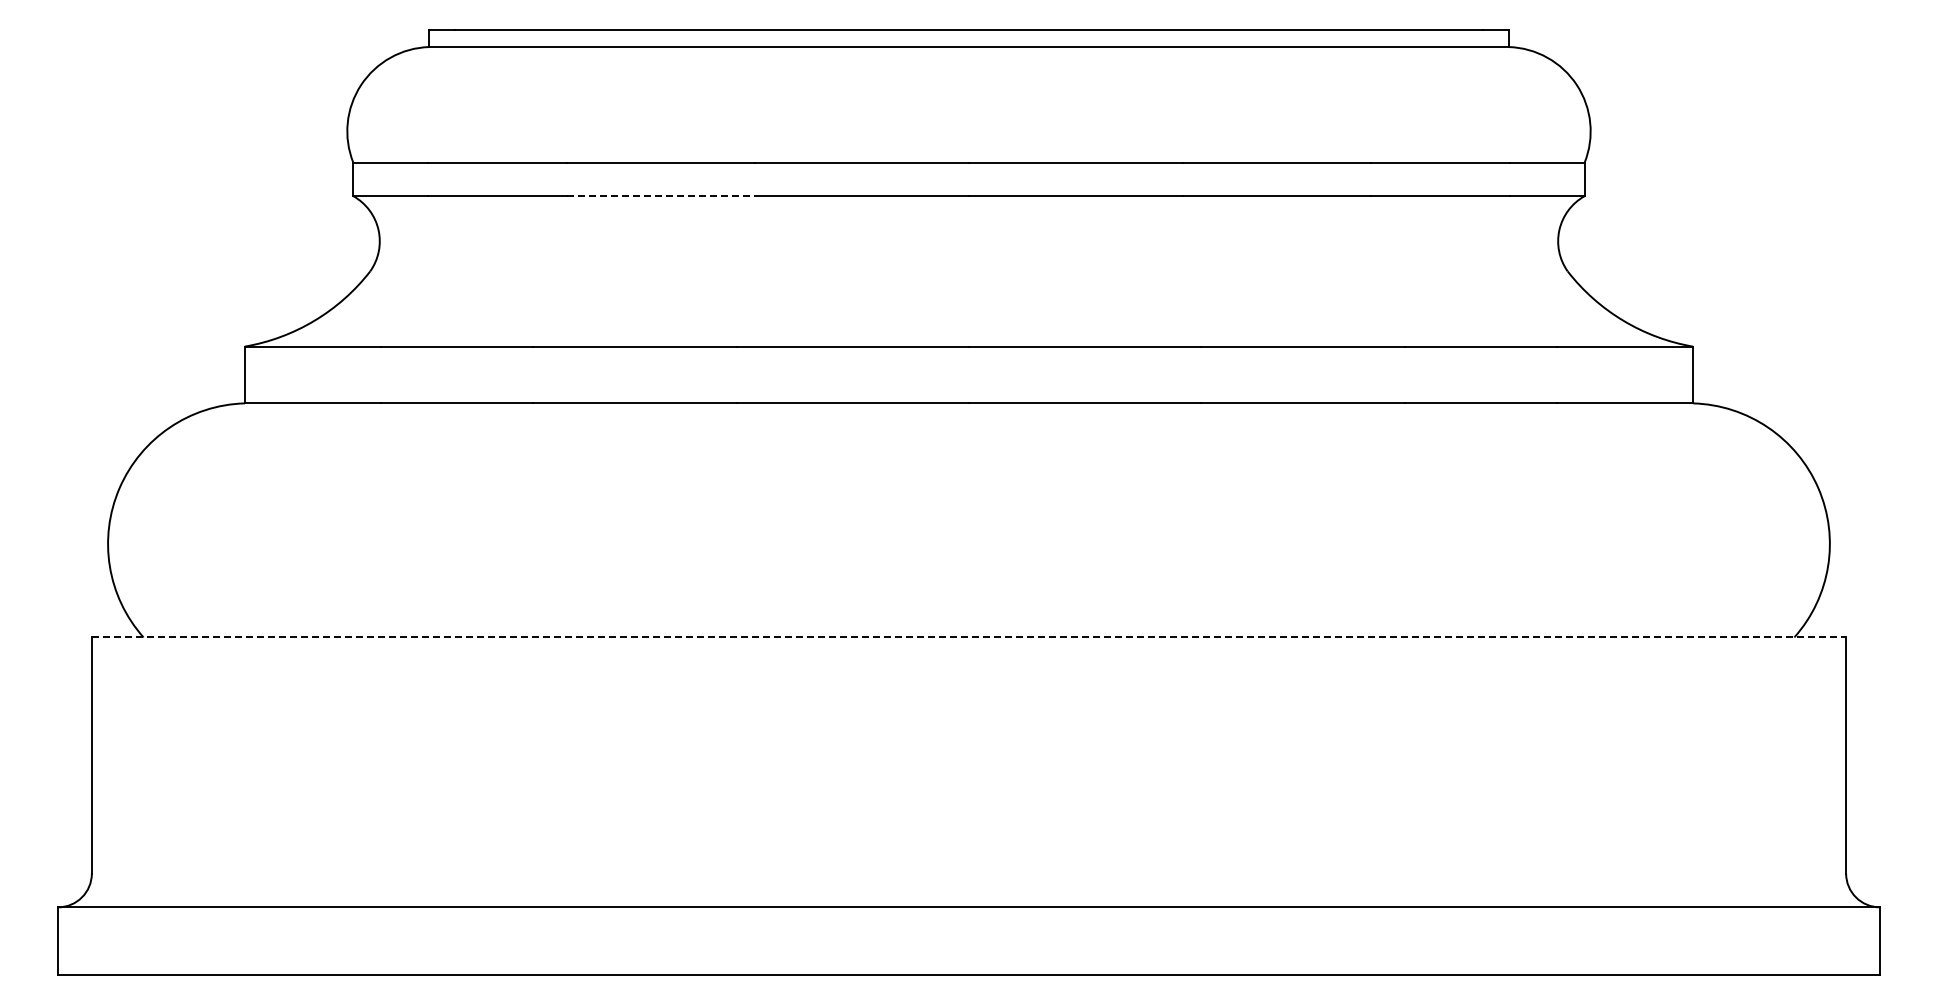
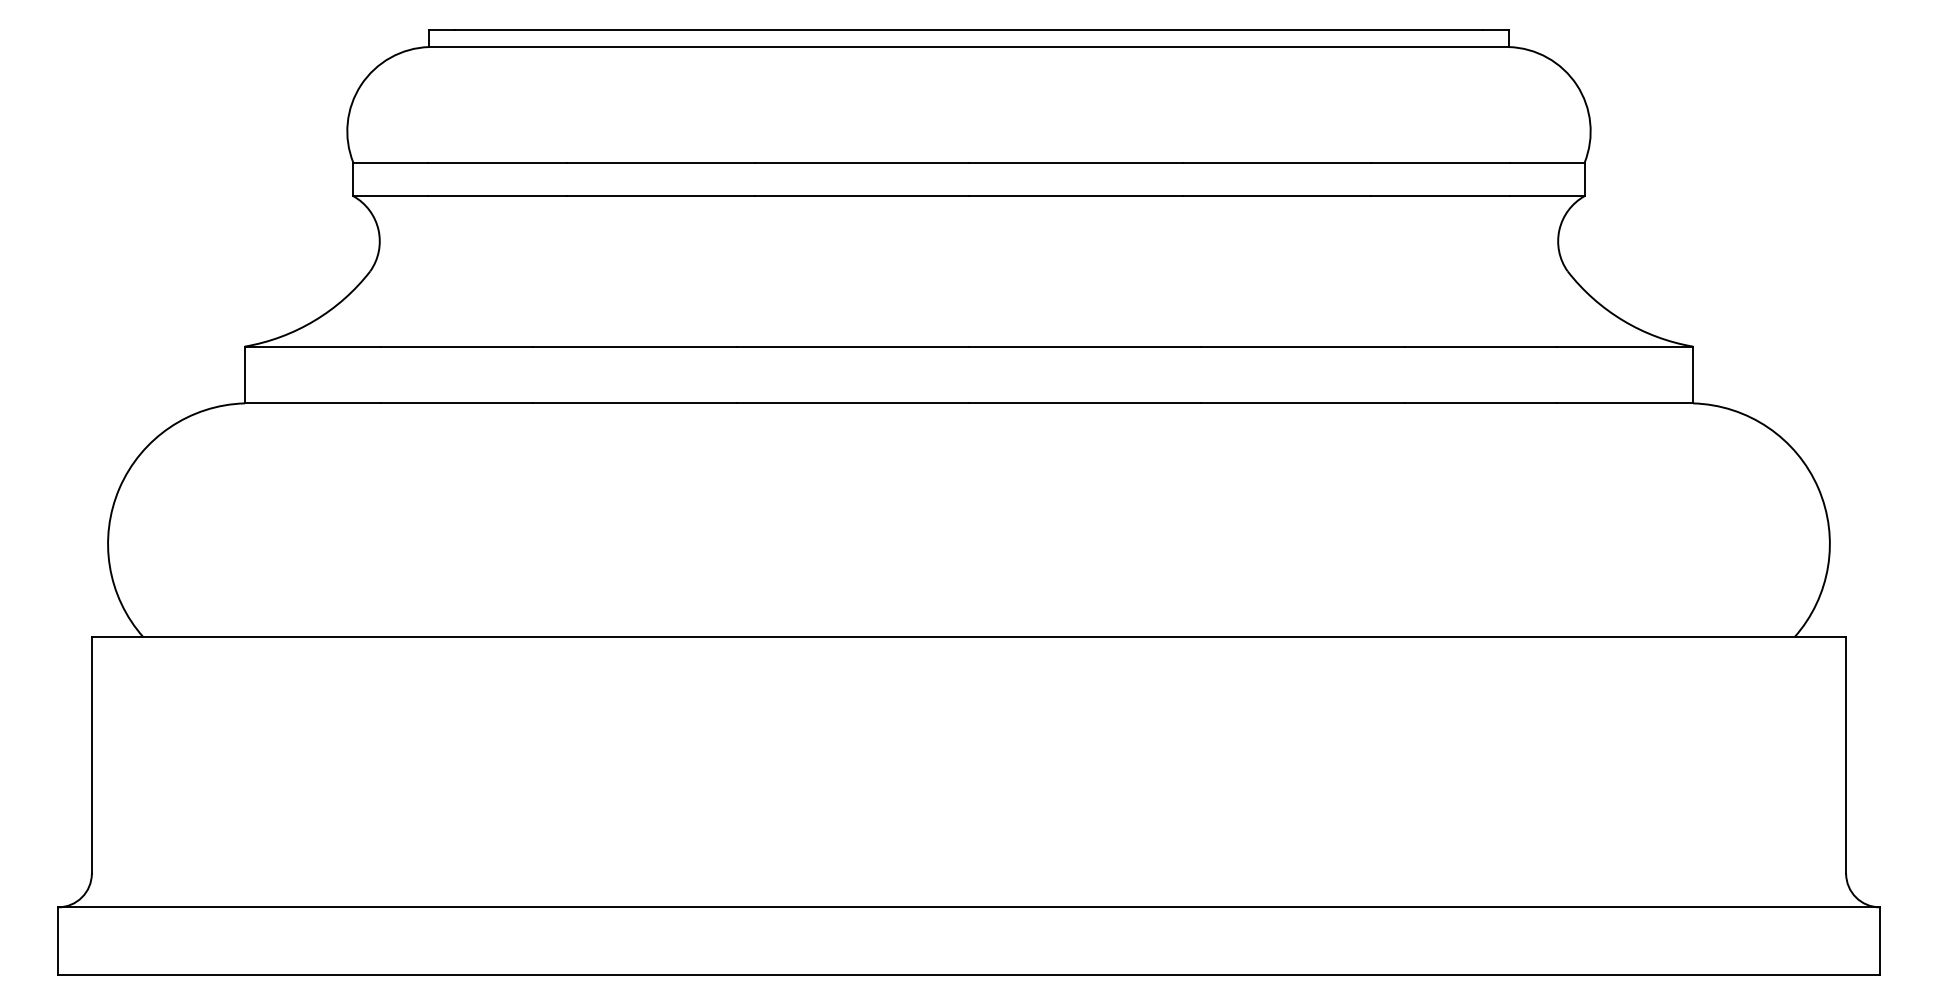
line: dashed -> solid (661, 196)
line: dashed -> solid (969, 637)
